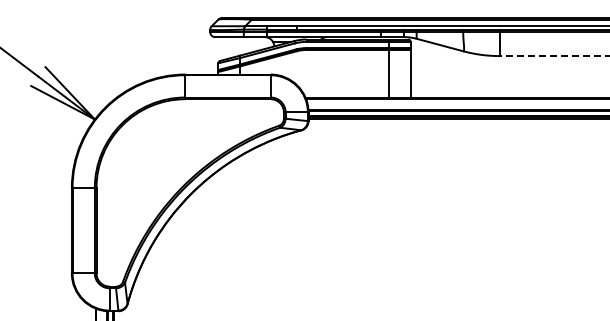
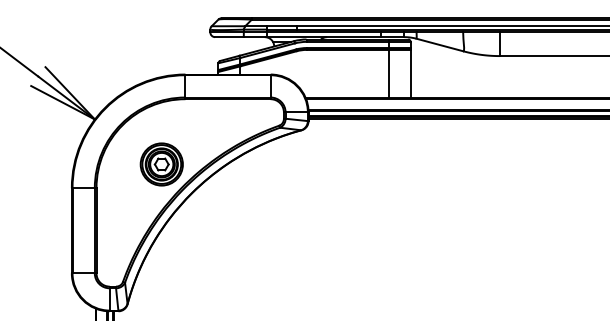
line: dashed -> solid (554, 56)
part: none -> present (161, 164)
